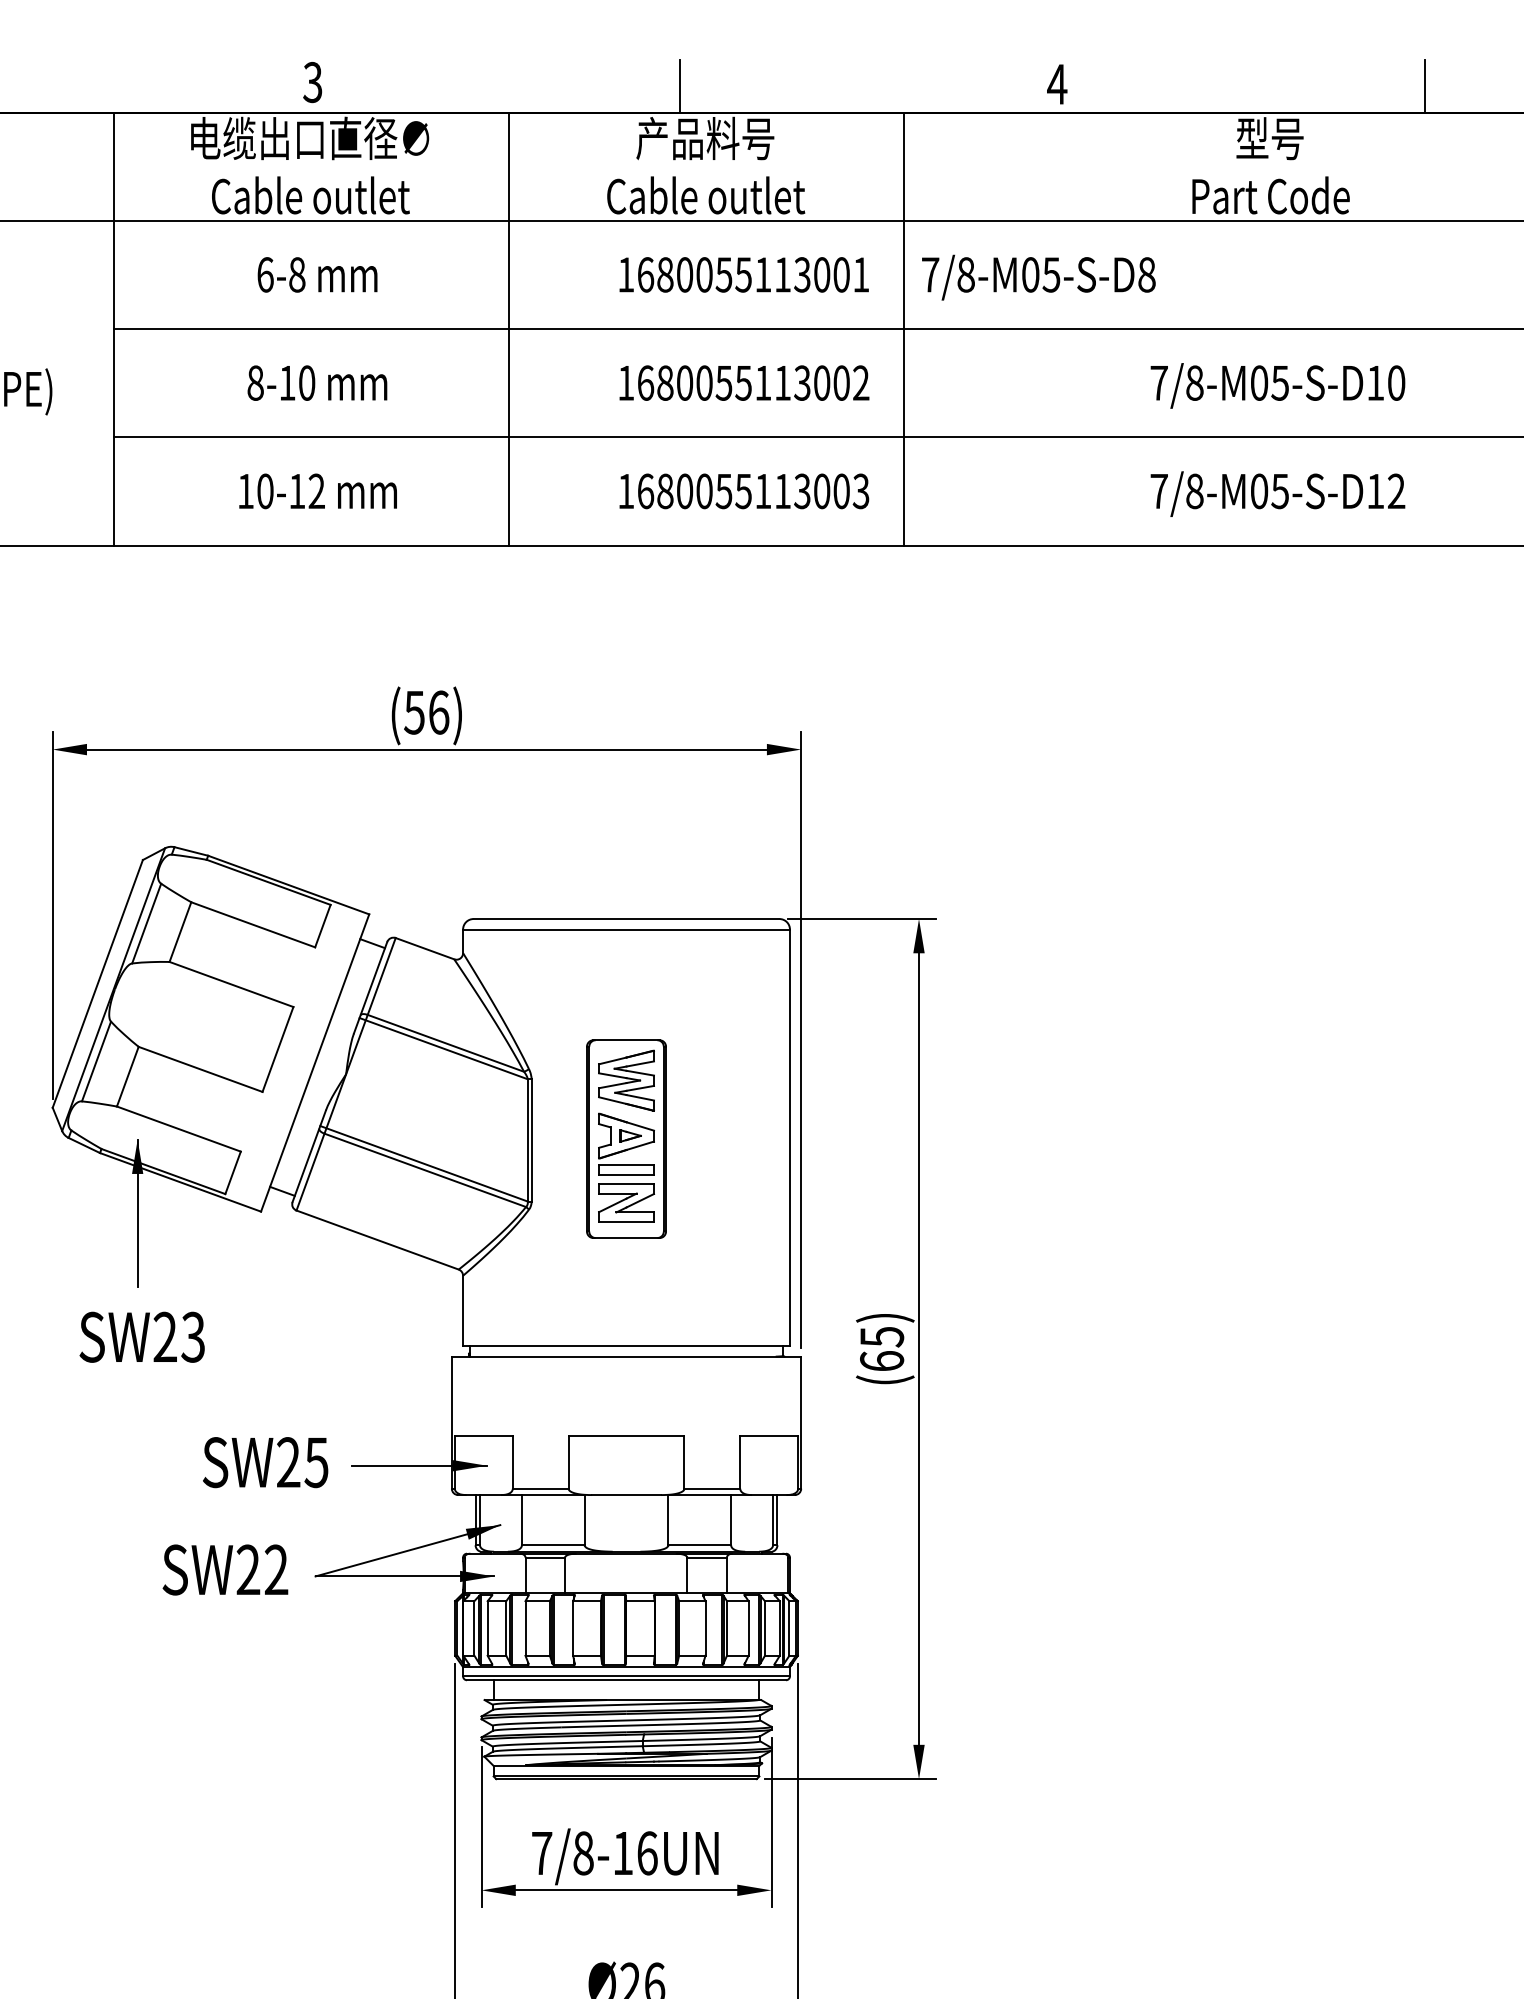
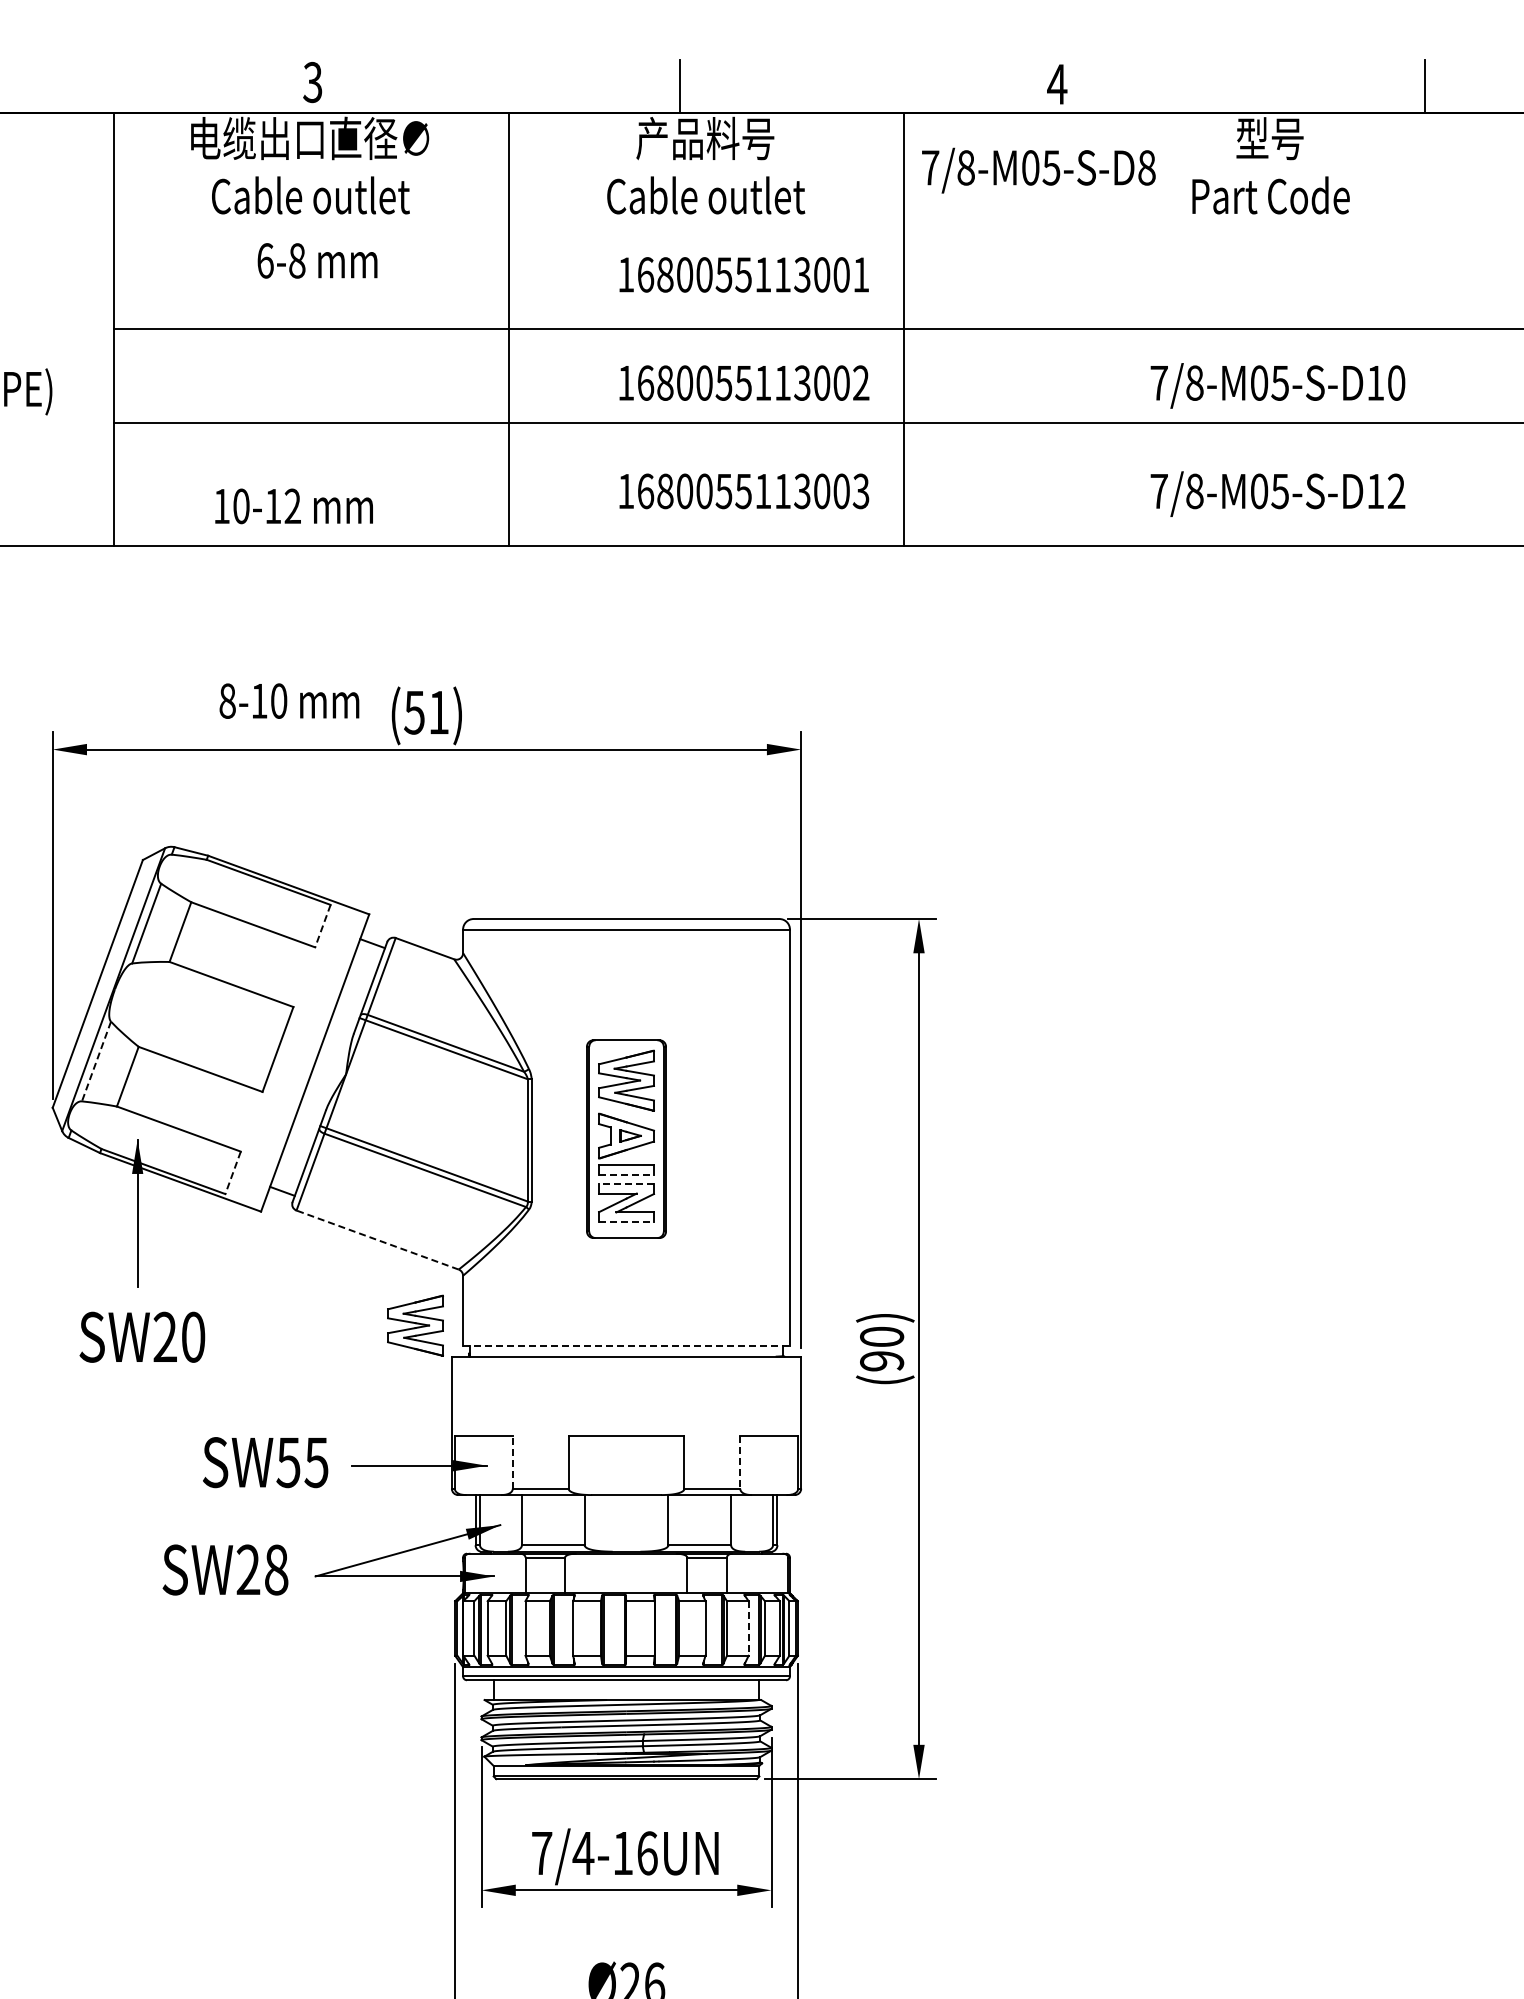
line: present -> none (761, 220)
text position: (317, 274) -> (317, 260) (317, 260)
text position: (1038, 277) -> (1038, 170) (1038, 170)
text position: (317, 382) -> (289, 700) (289, 700)
line position: (816, 437) -> (816, 423) (816, 423)
text position: (317, 491) -> (293, 506) (293, 506)
text: (56) -> (51) (439, 712)
line: solid -> dashed (322, 926)
line: solid -> dashed (96, 1062)
line: solid -> dashed (233, 1172)
line: solid -> dashed (627, 1174)
line: solid -> dashed (626, 1183)
line: solid -> dashed (627, 1222)
line: solid -> dashed (377, 1239)
part: none -> present (415, 1325)
text: SW23 -> SW20 (193, 1336)
line: solid -> dashed (627, 1346)
text: (65) -> (90) (882, 1348)
line: solid -> dashed (512, 1461)
text: SW25 -> SW55 (288, 1462)
line: solid -> dashed (740, 1462)
text: SW22 -> SW28 (276, 1569)
line: solid -> dashed (748, 1628)
text: 7/8-16UN -> 7/4-16UN (583, 1853)
